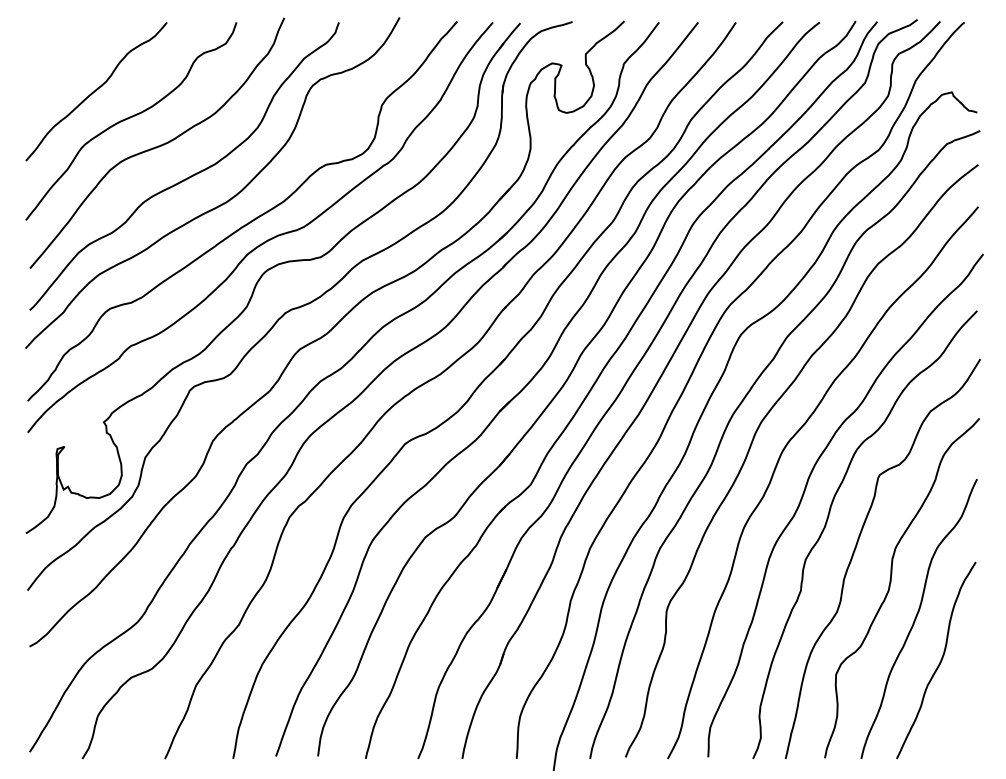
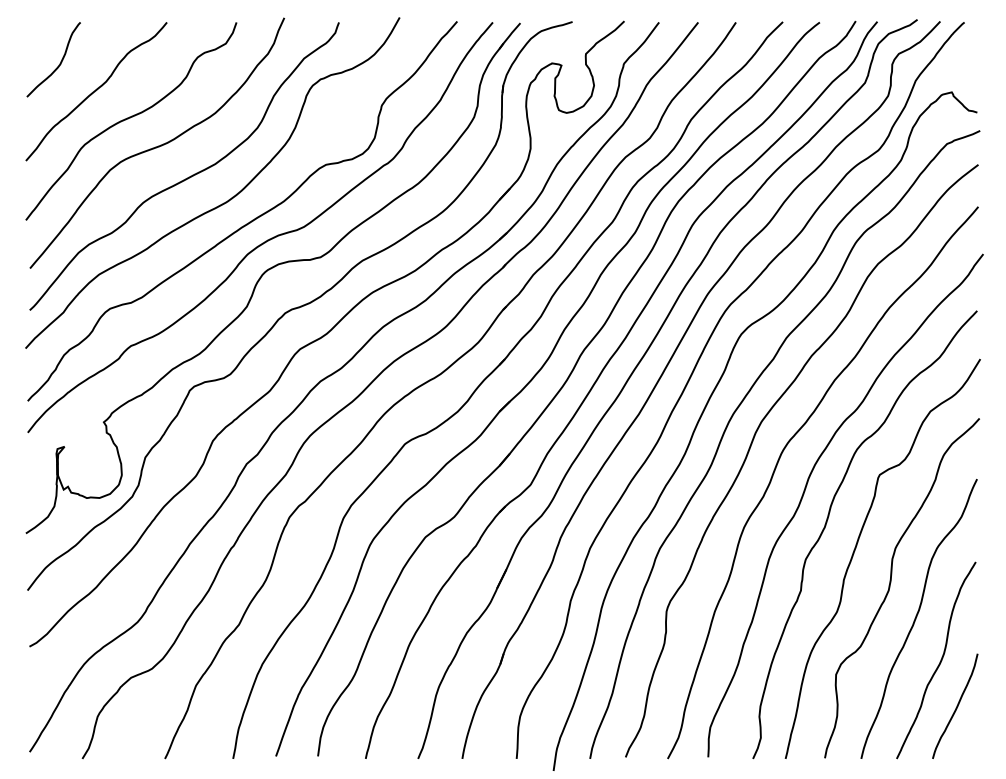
curve: none -> present (59, 63)
curve: none -> present (956, 705)
